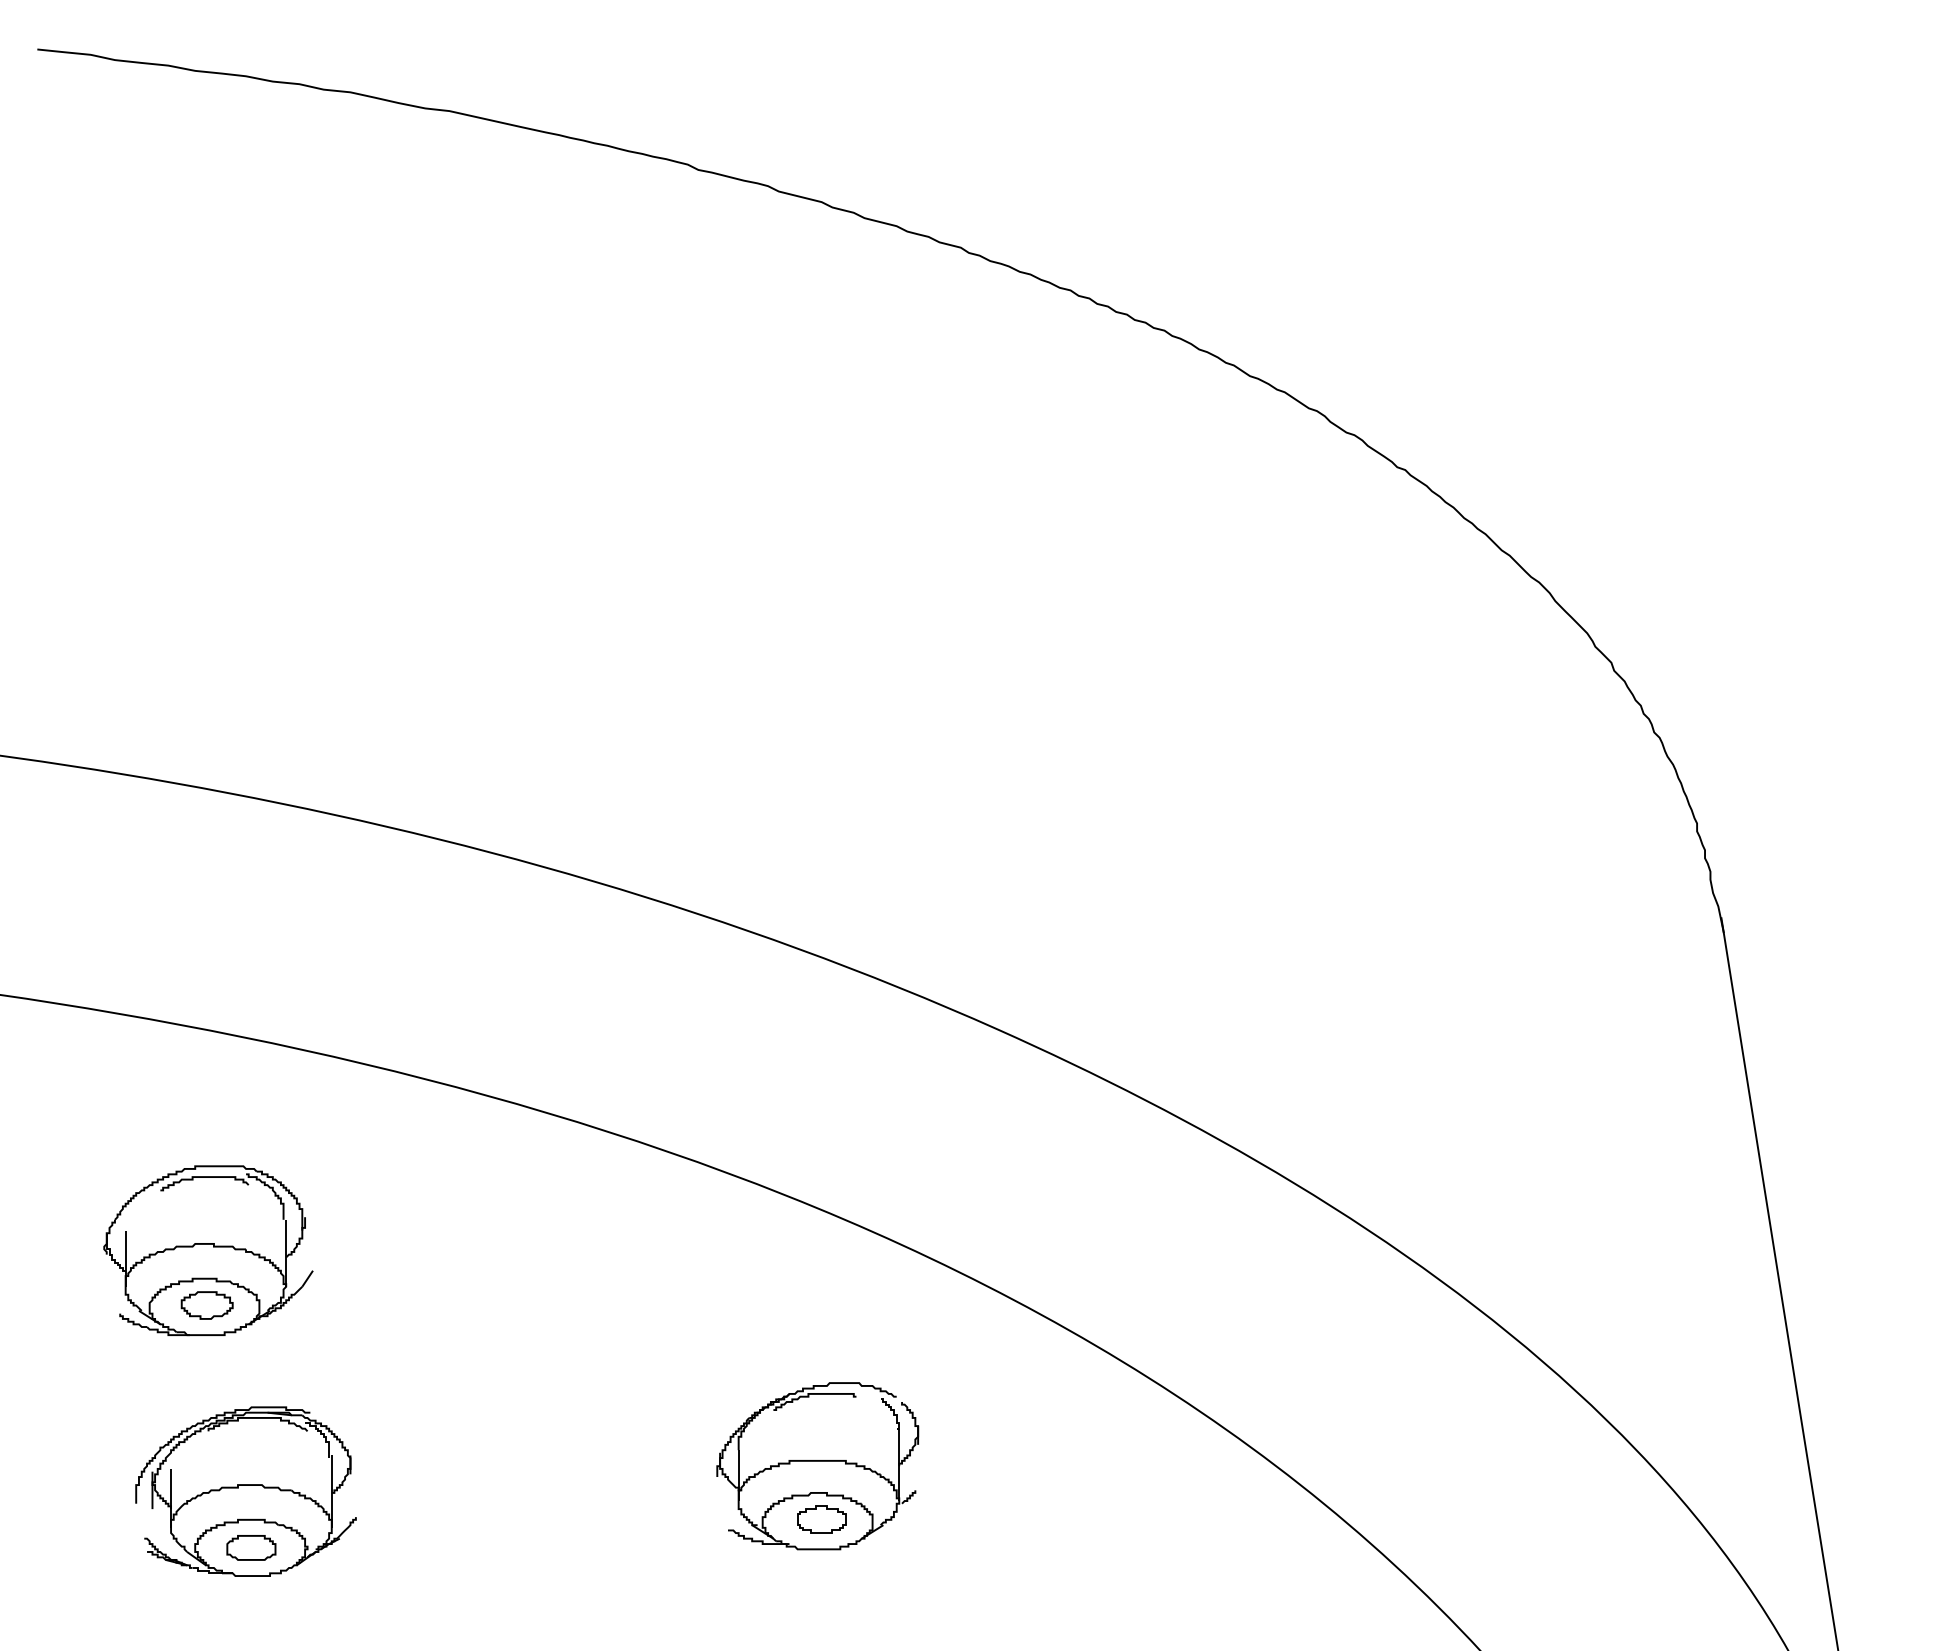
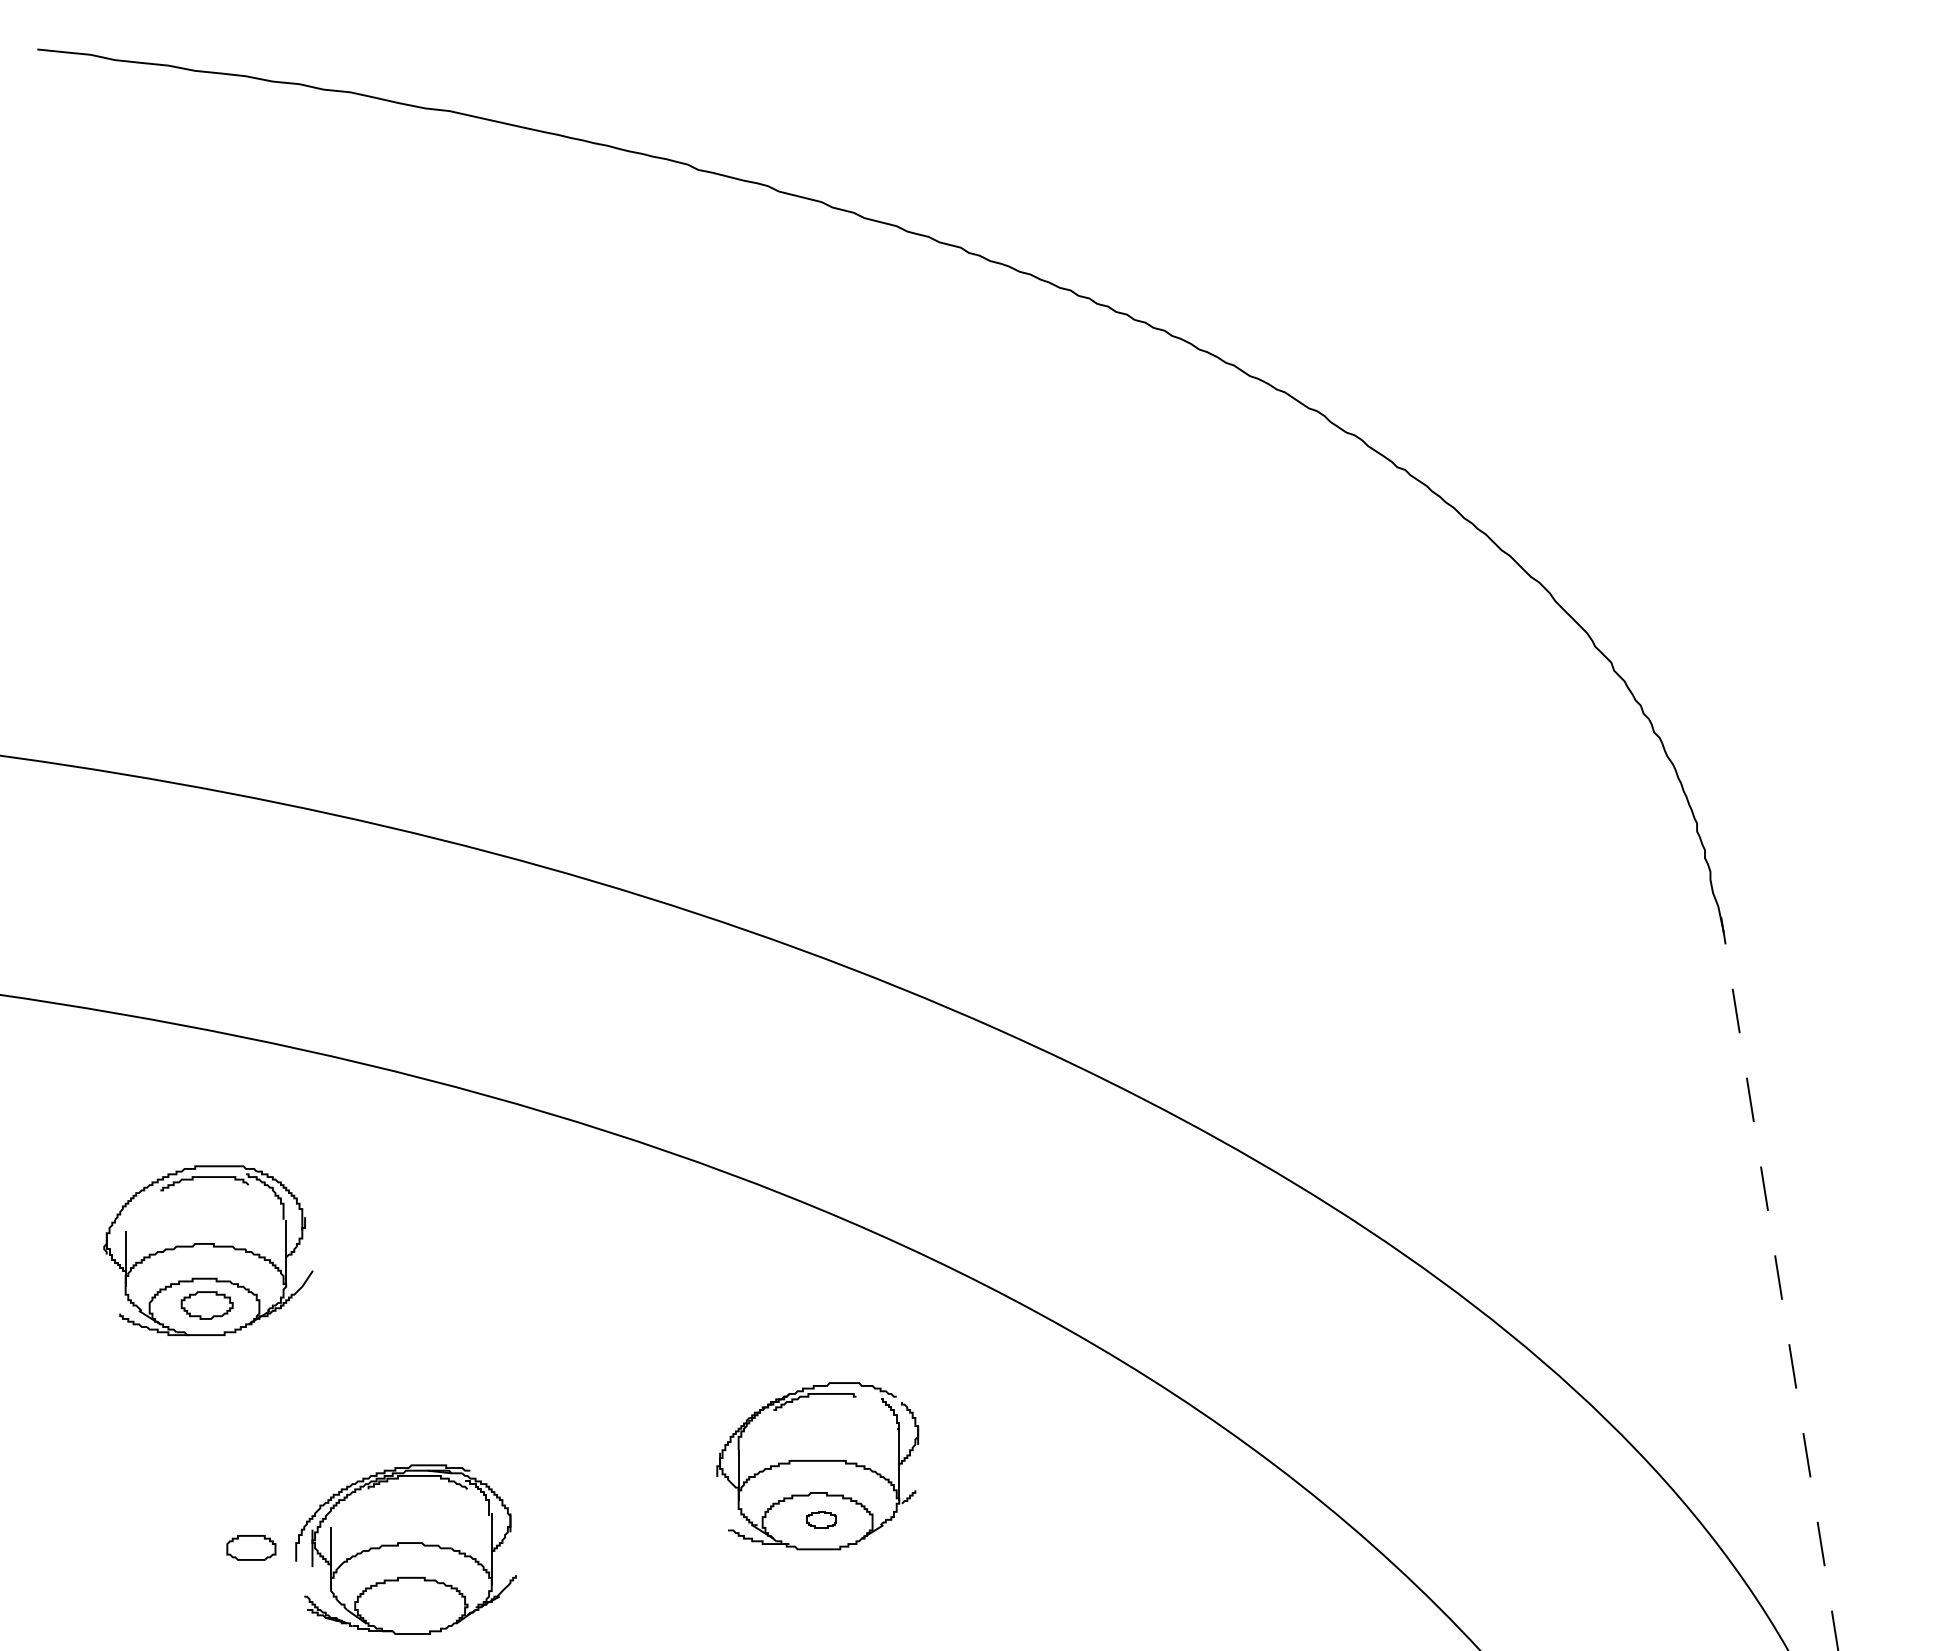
line: solid -> dashed (1779, 1284)
part position: (245, 1491) -> (405, 1549) (405, 1549)
part size: 50x29 px -> 31x18 px (821, 1519)
